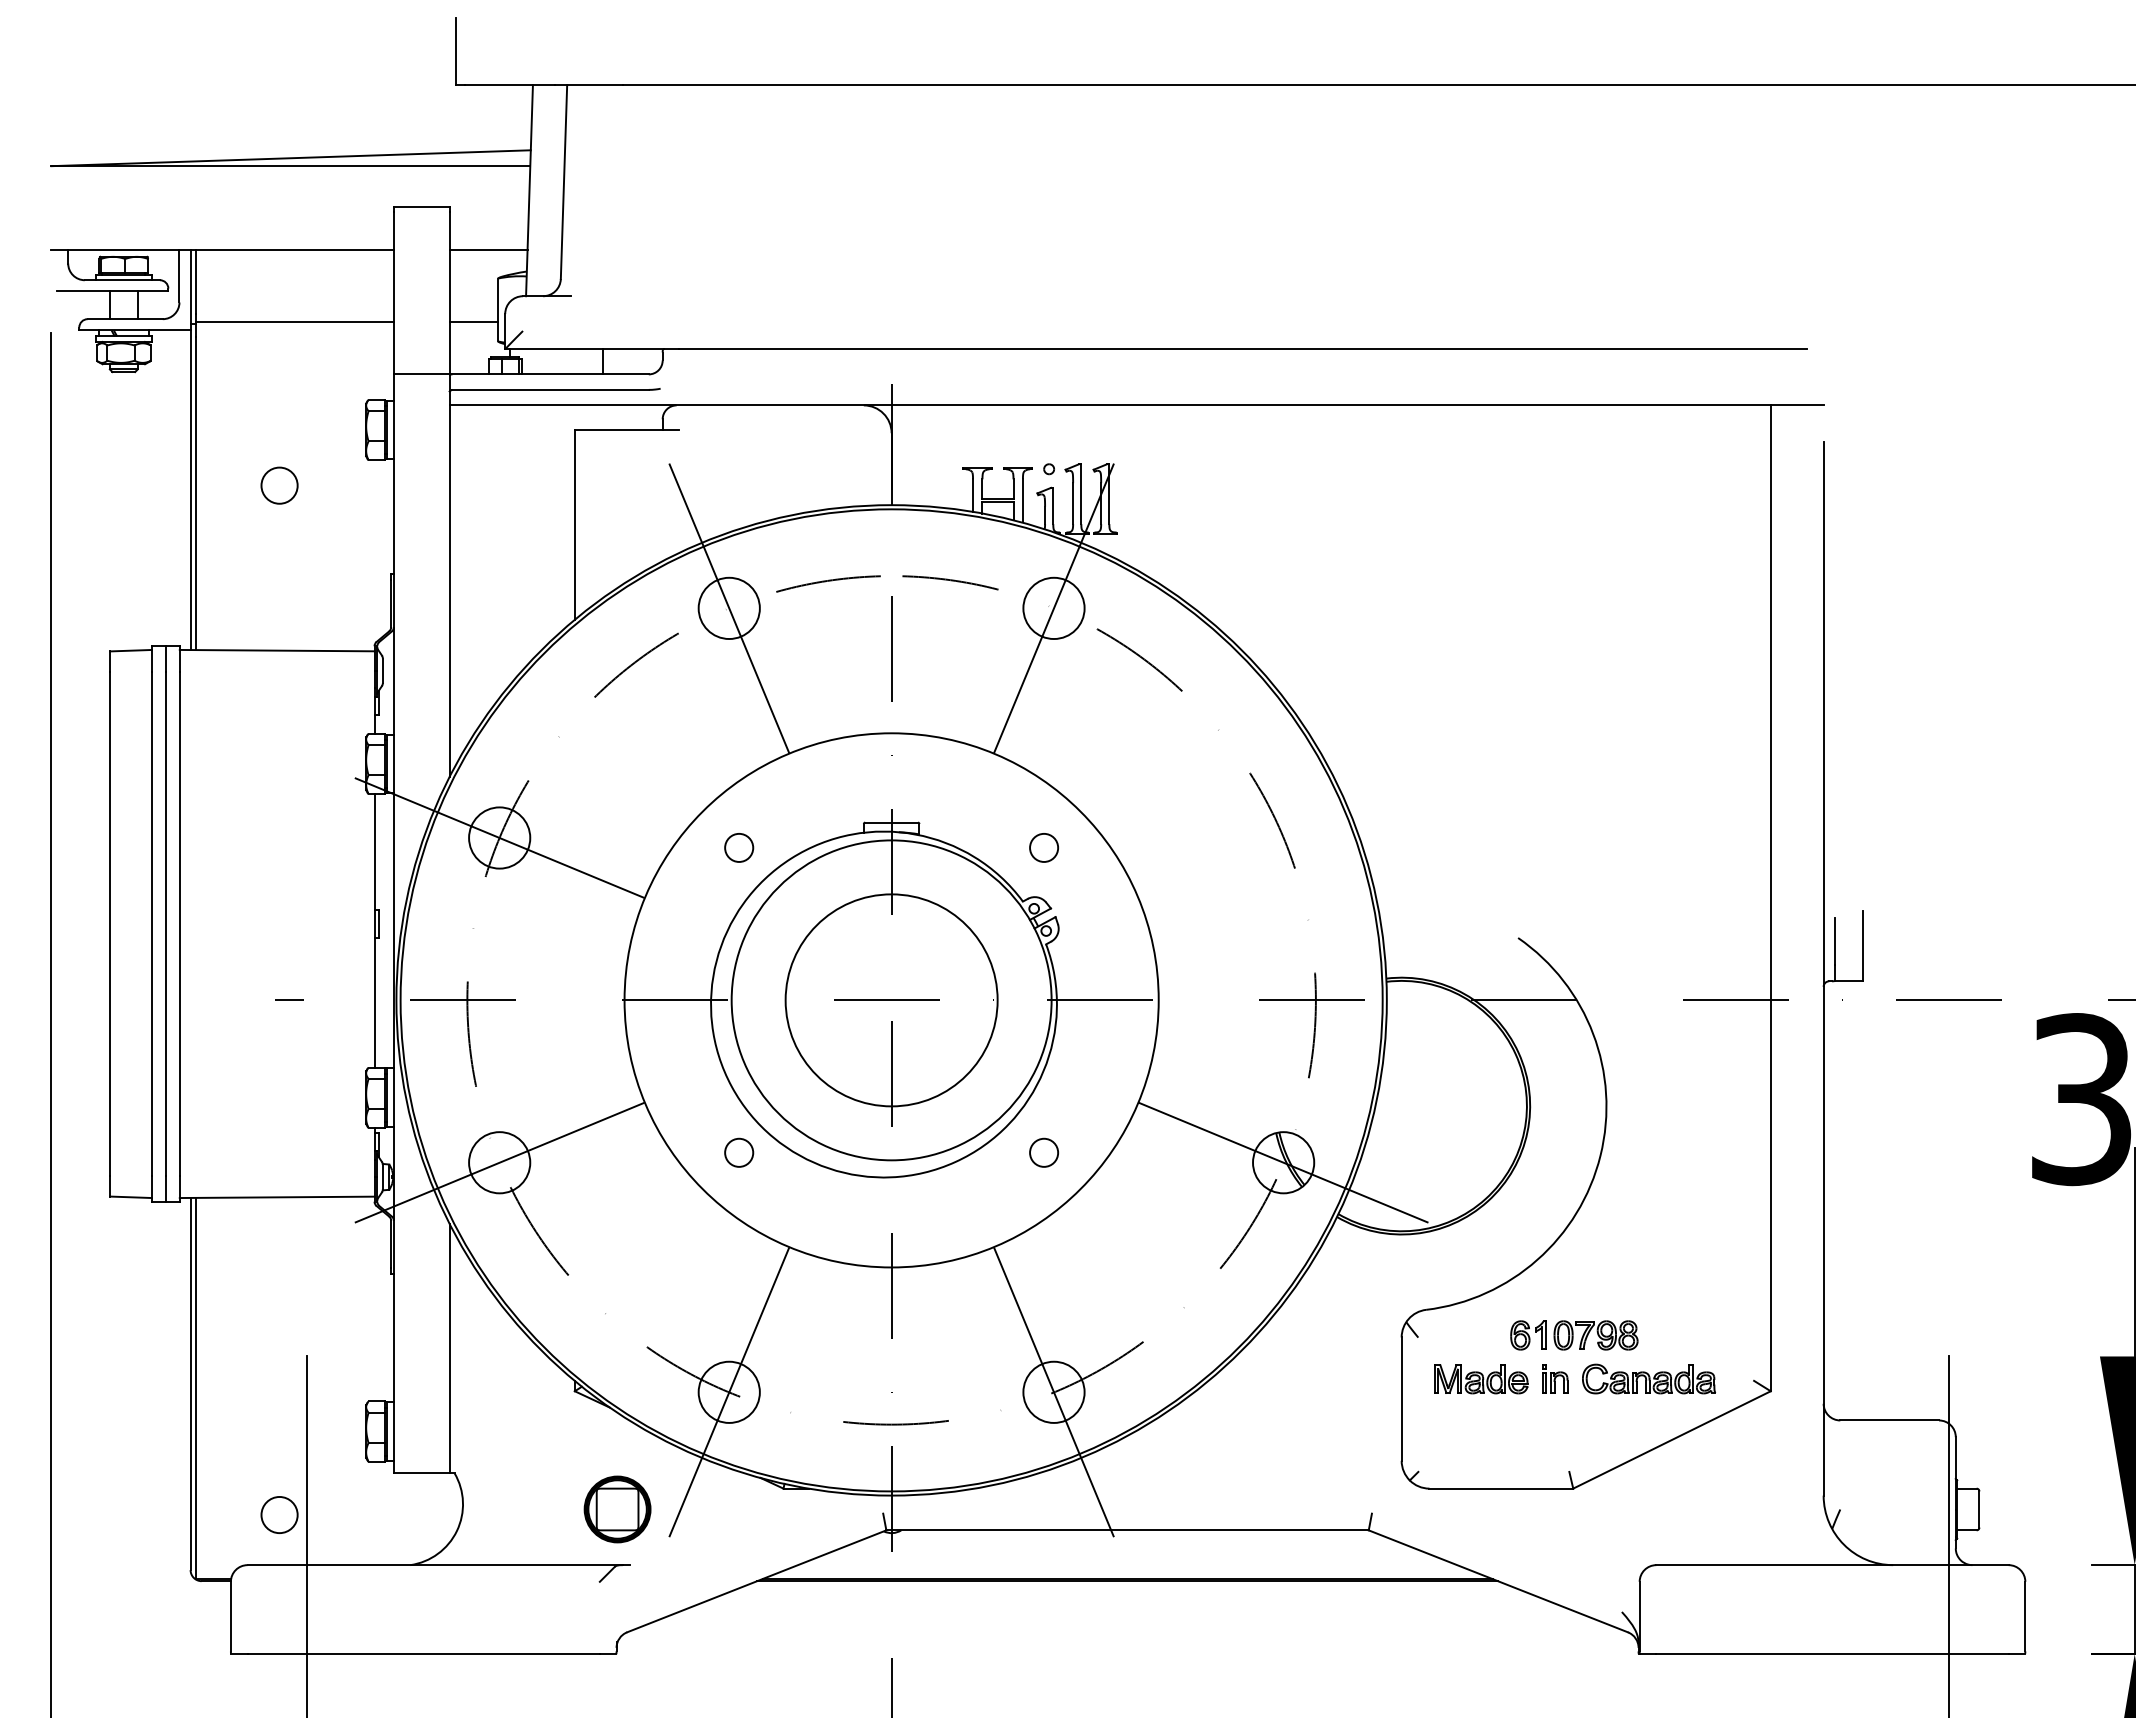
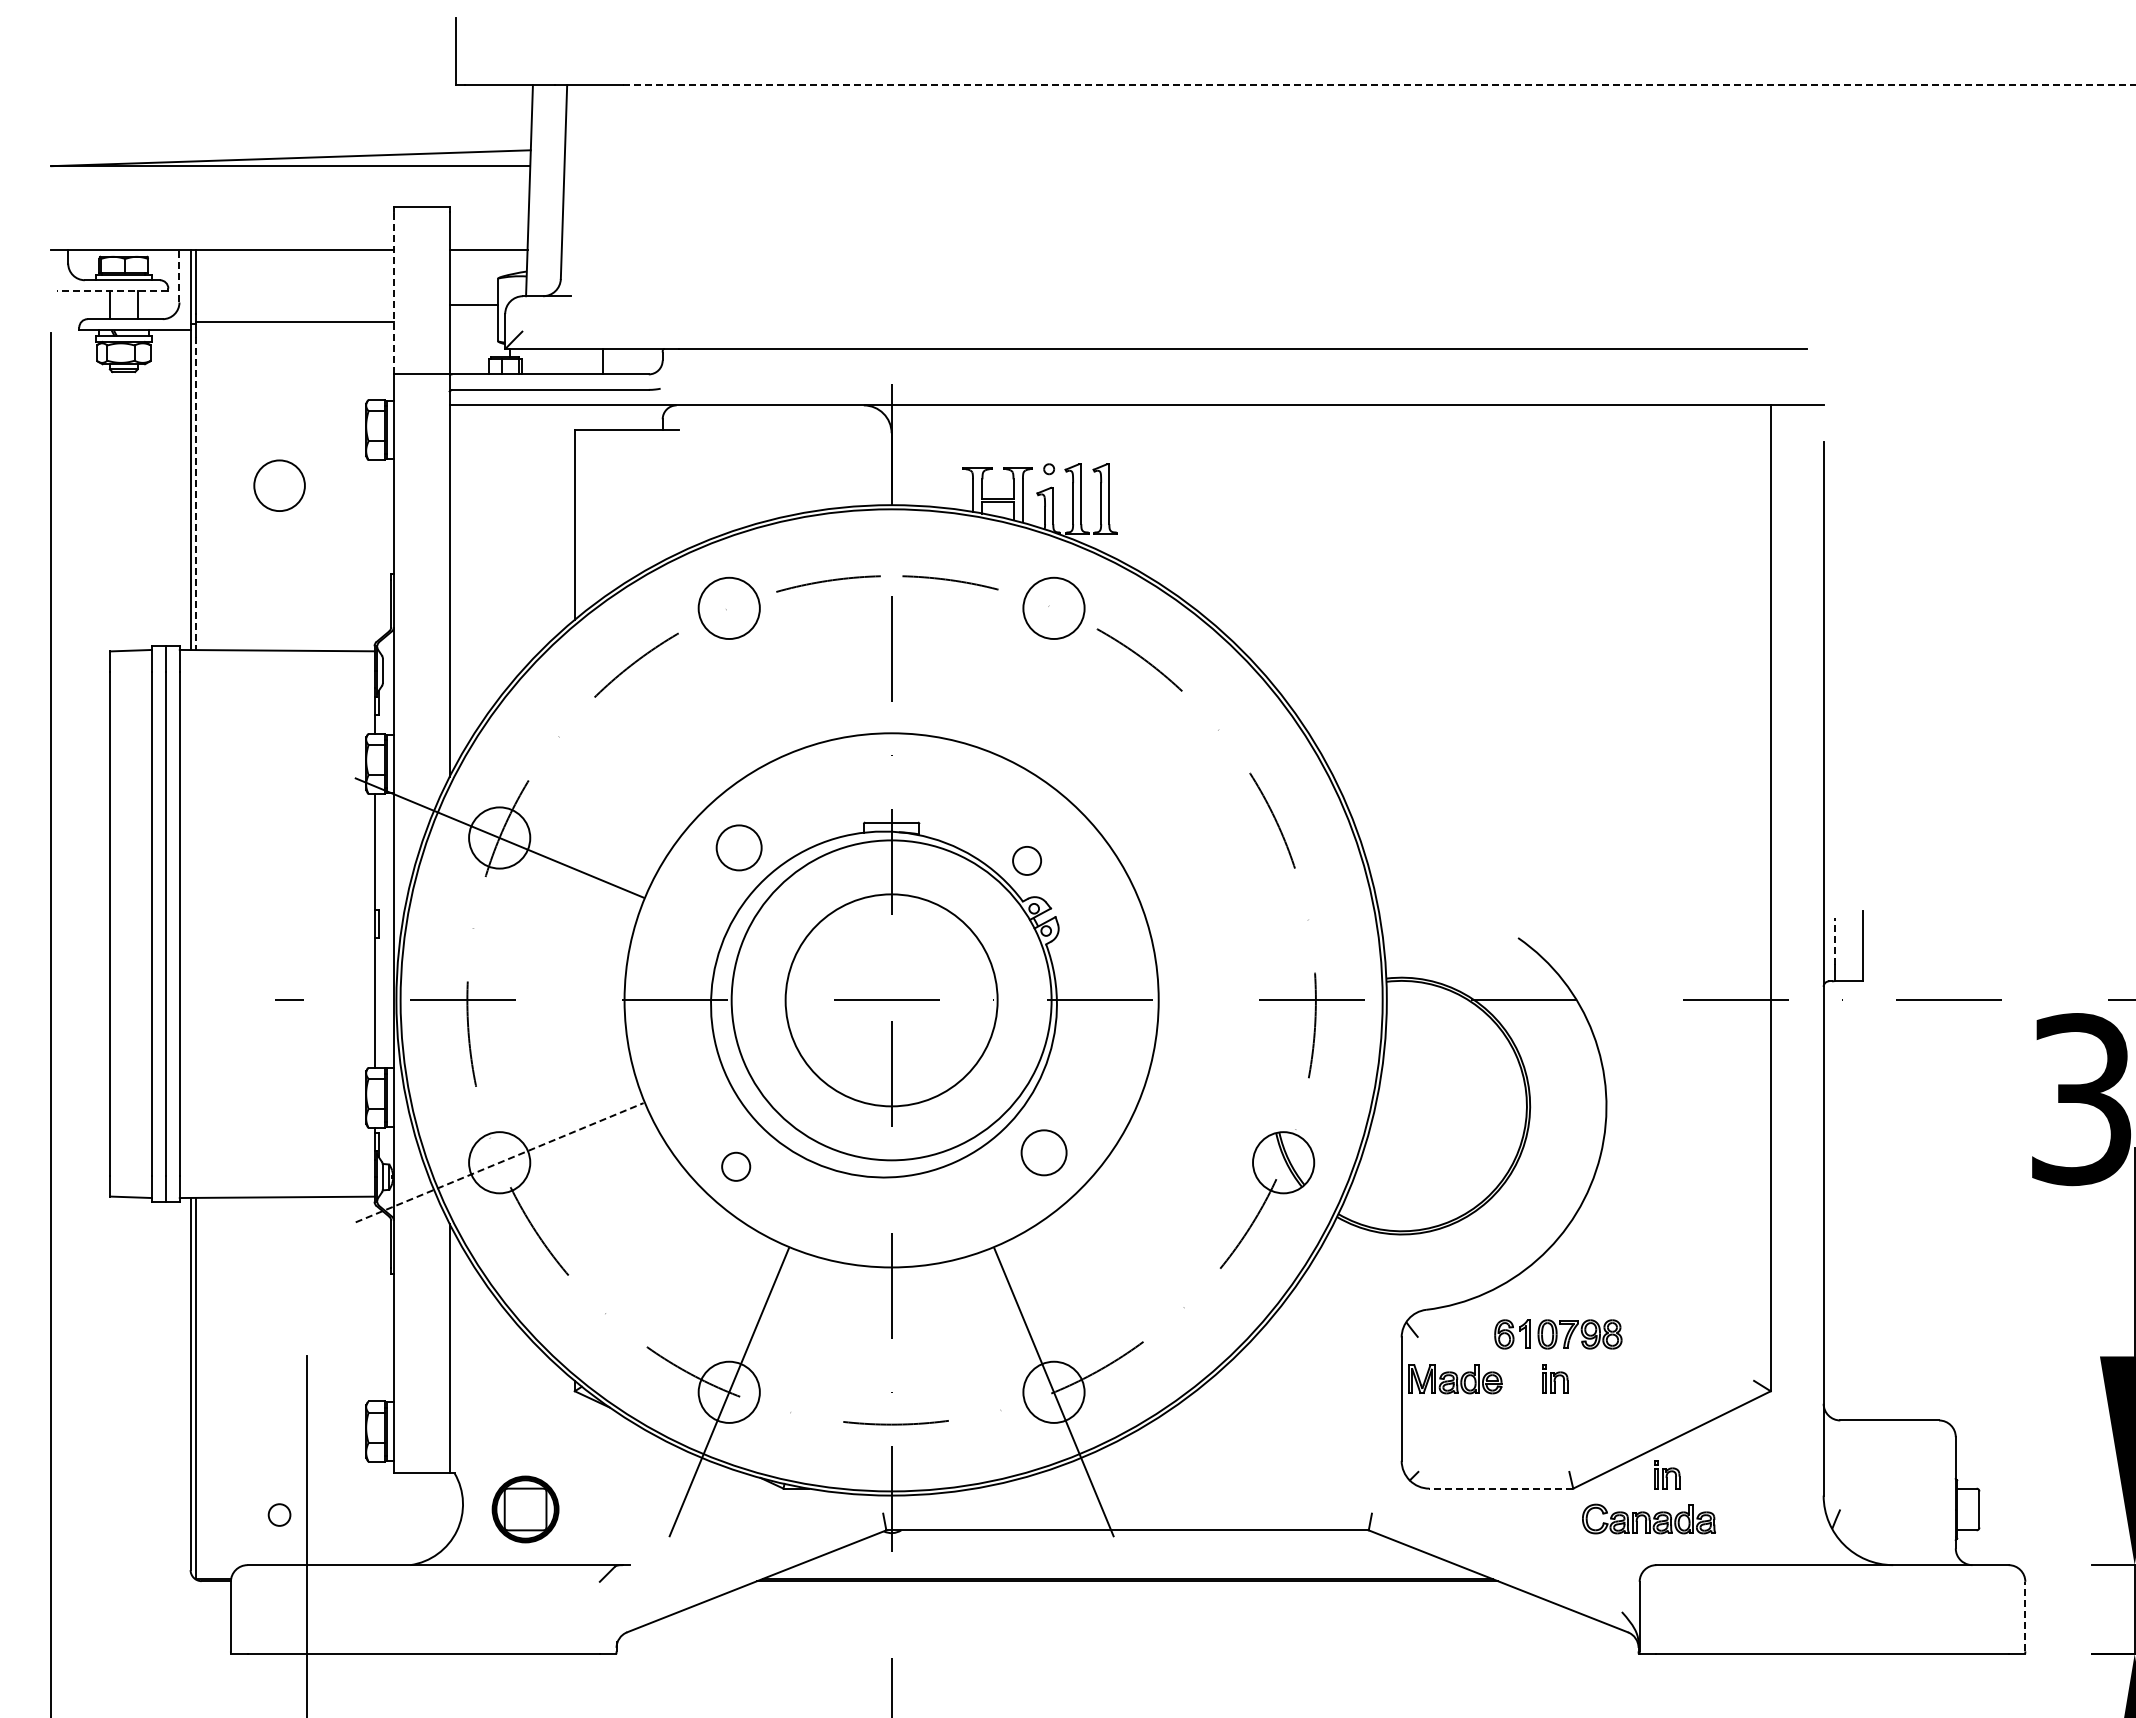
line: solid -> dashed (1379, 85)
line: solid -> dashed (179, 275)
line: solid -> dashed (112, 291)
line: solid -> dashed (394, 292)
line position: (473, 321) -> (473, 304) (473, 304)
circle size: 39x39 px -> 53x53 px (279, 485)
line: solid -> dashed (196, 493)
line: present -> none (728, 608)
line: present -> none (1053, 608)
circle diameter: 28 px -> 45 px (738, 847)
circle position: (1043, 847) -> (1026, 860) (1026, 860)
line: solid -> dashed (1835, 940)
circle position: (739, 1152) -> (736, 1166) (736, 1166)
circle diameter: 28 px -> 45 px (1043, 1152)
line: solid -> dashed (499, 1162)
line: present -> none (1283, 1162)
part position: (1574, 1335) -> (1558, 1334) (1558, 1334)
part position: (1648, 1378) -> (1648, 1518) (1648, 1518)
part position: (1481, 1379) -> (1455, 1379) (1455, 1379)
part: none -> present (1667, 1474)
line: solid -> dashed (1501, 1488)
part position: (617, 1509) -> (525, 1509) (525, 1509)
circle diameter: 36 px -> 22 px (279, 1514)
line: present -> none (1948, 1535)
line: solid -> dashed (2025, 1616)
